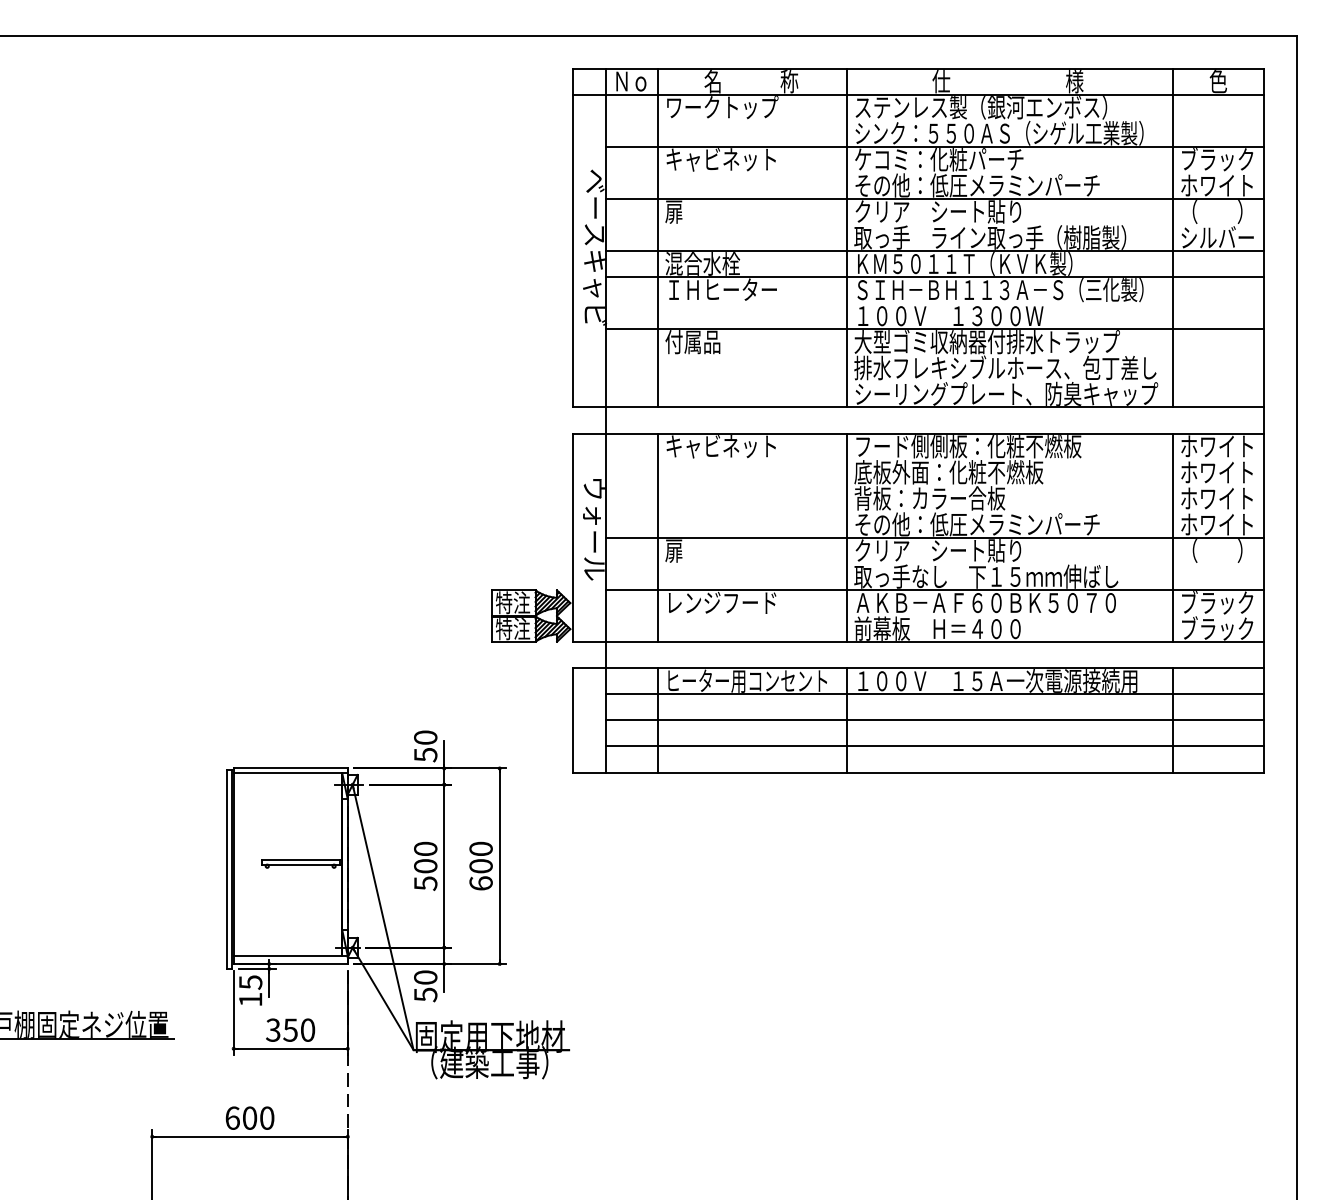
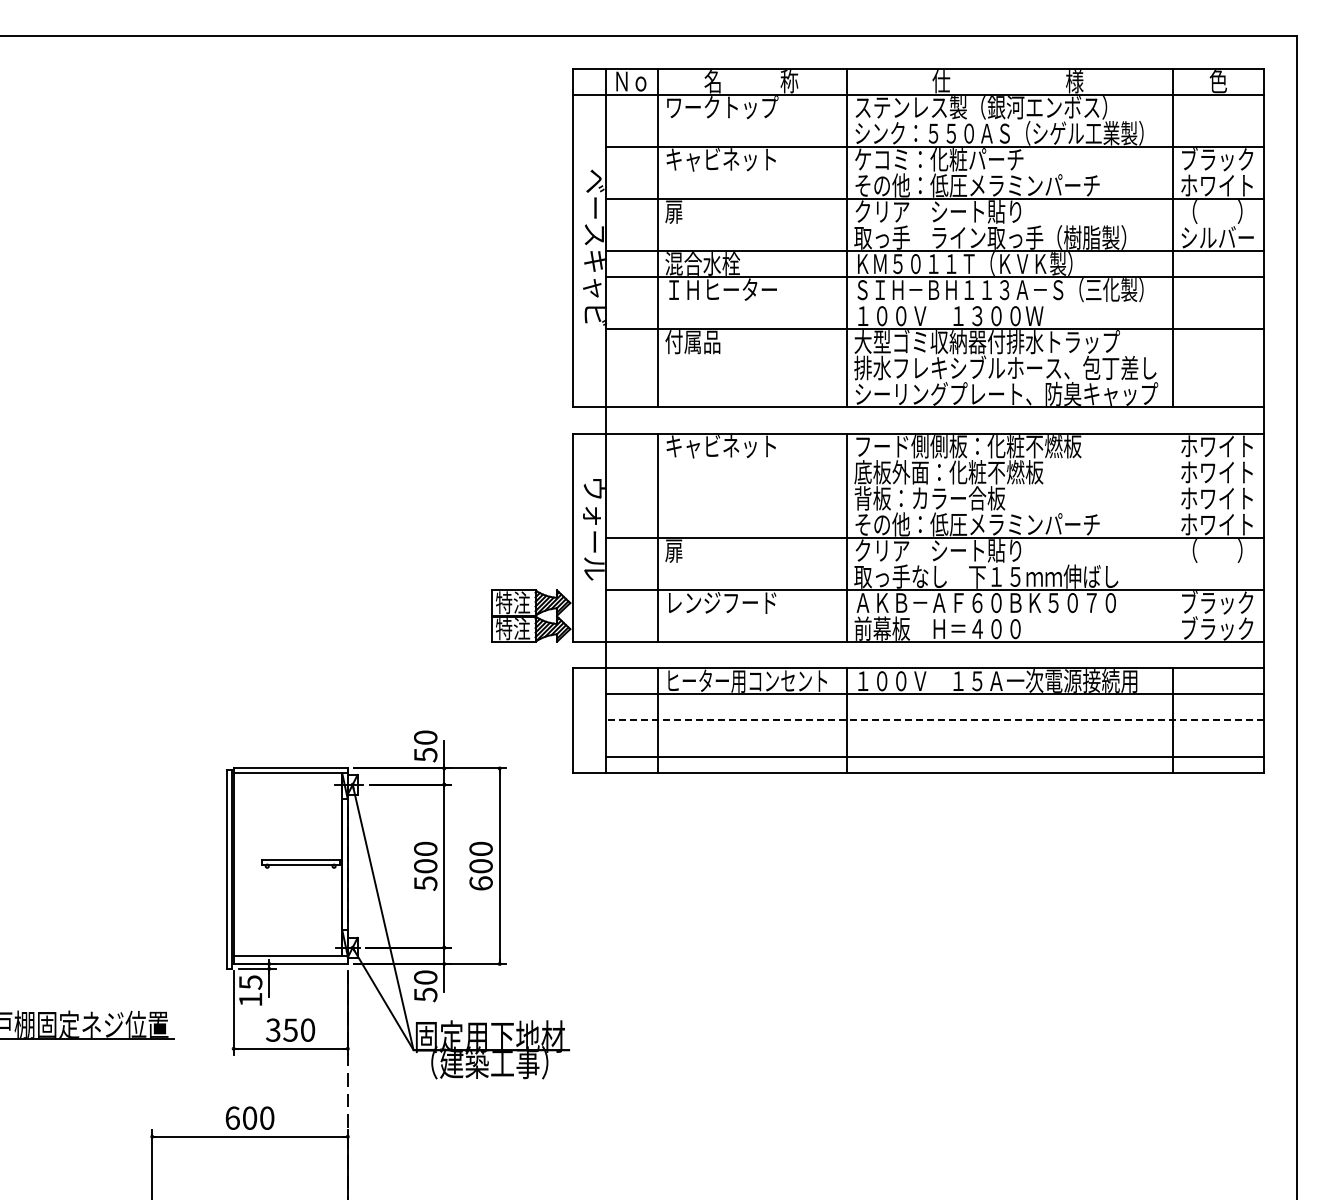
line: present -> none (1173, 537)
line: solid -> dashed (934, 720)
line position: (934, 746) -> (934, 757) (934, 757)
